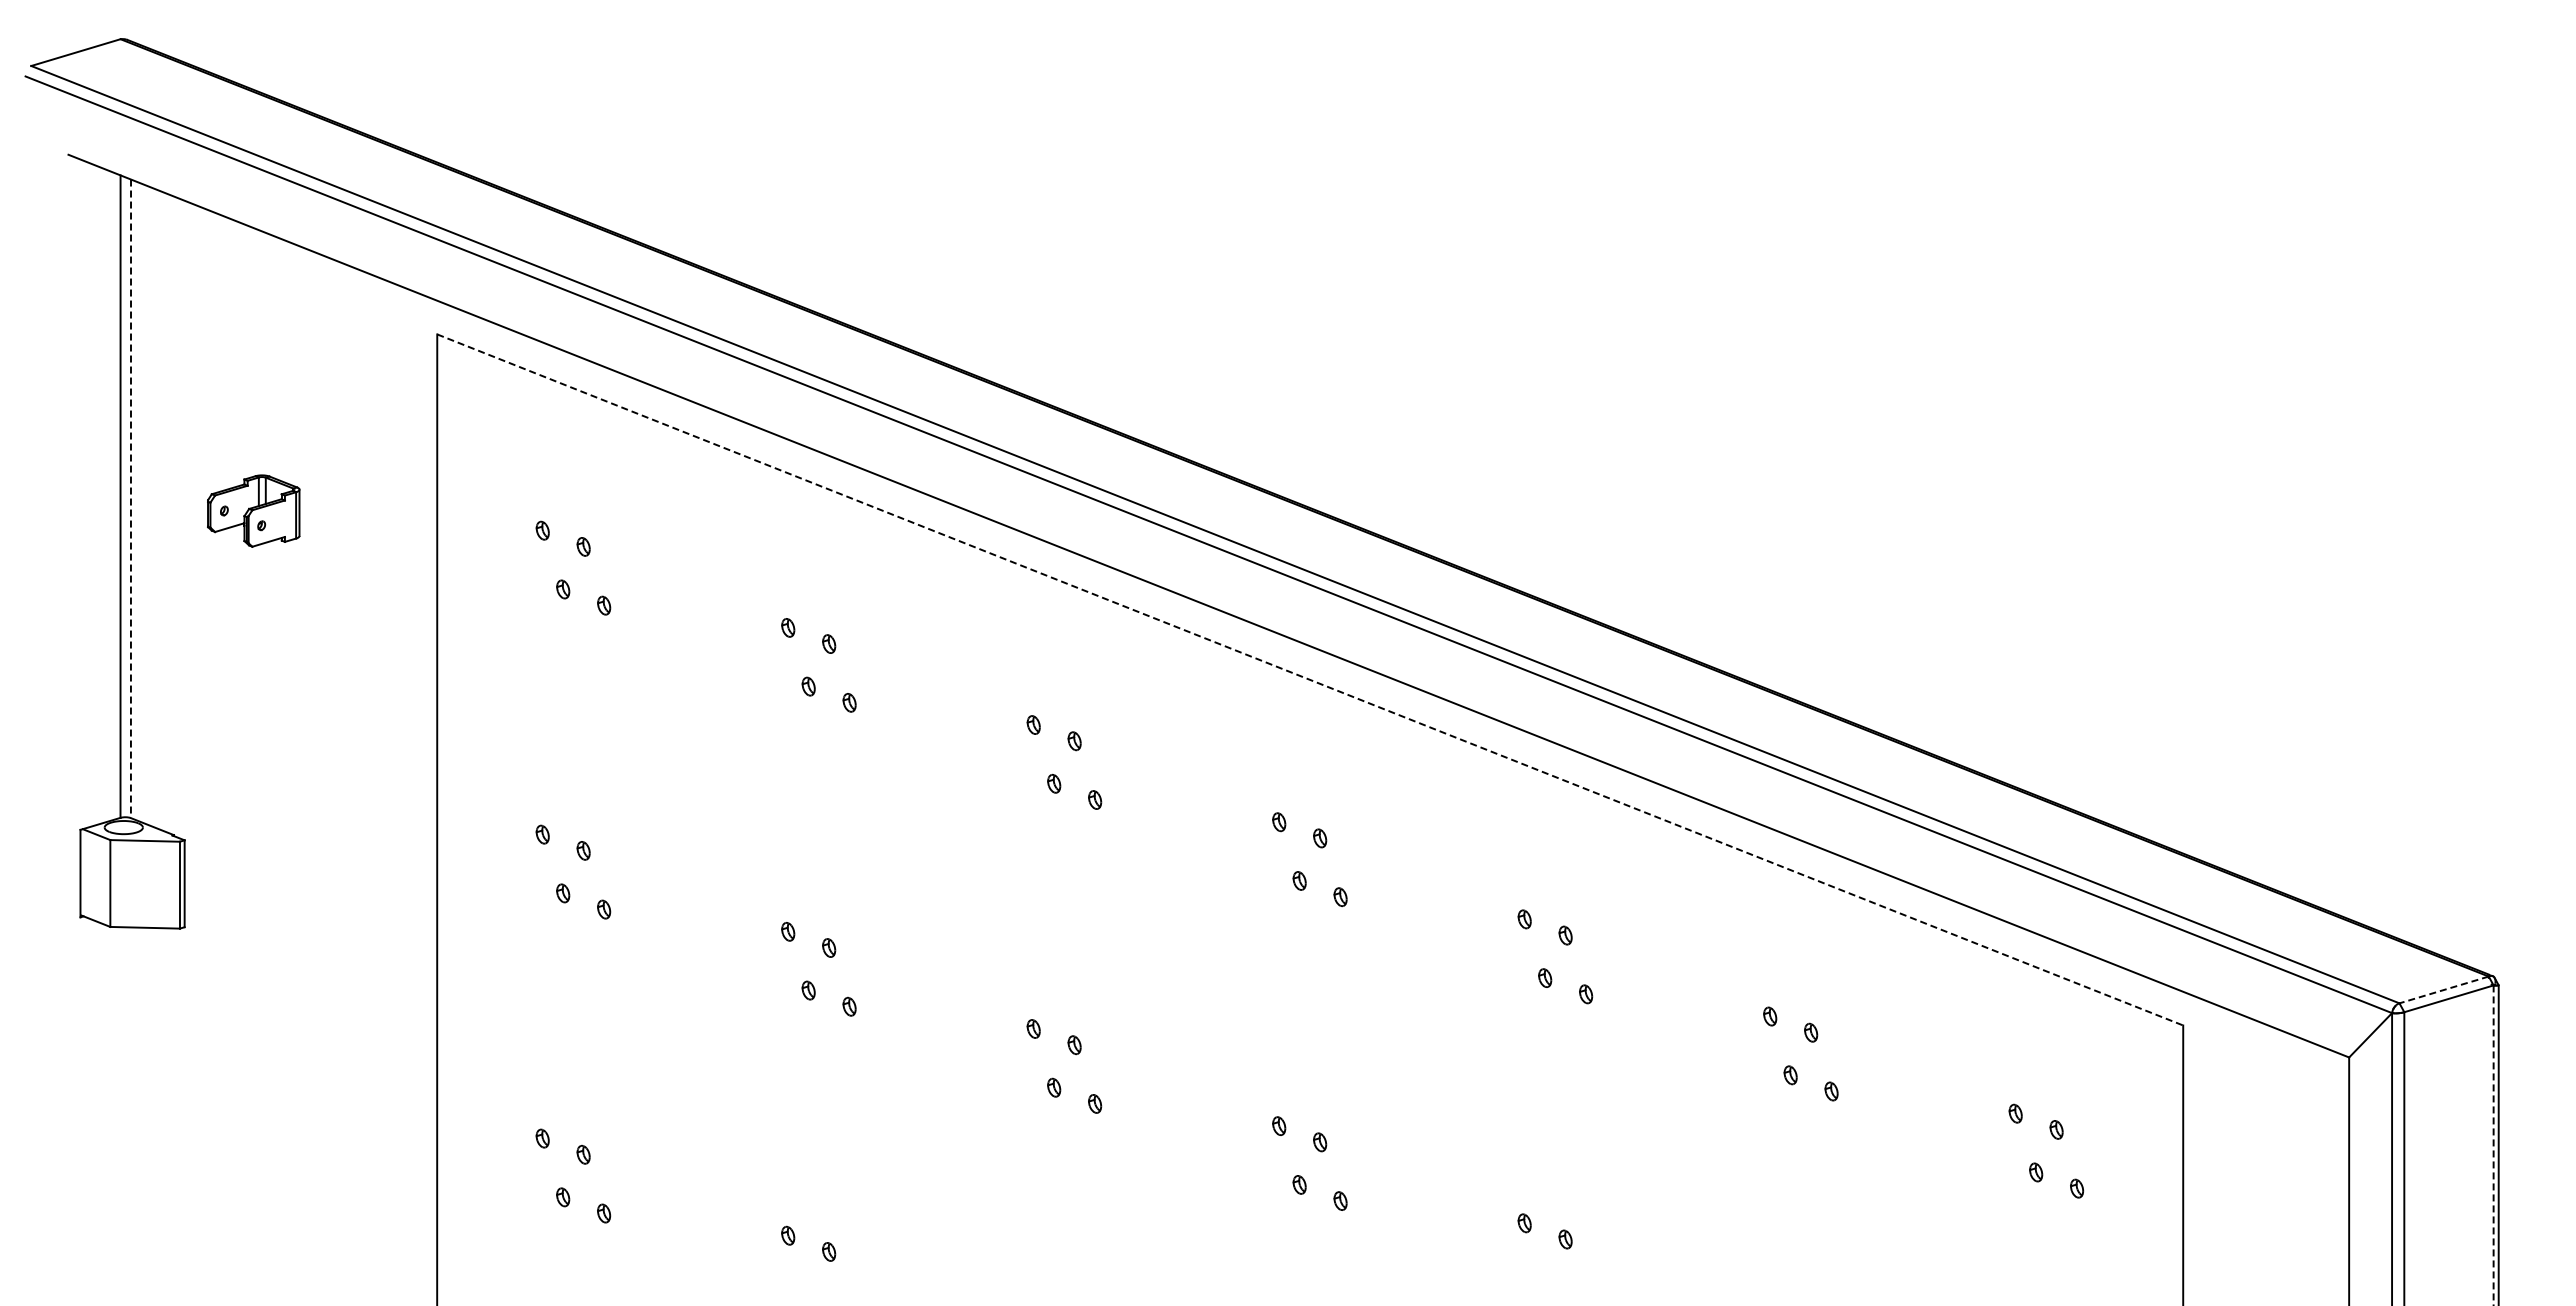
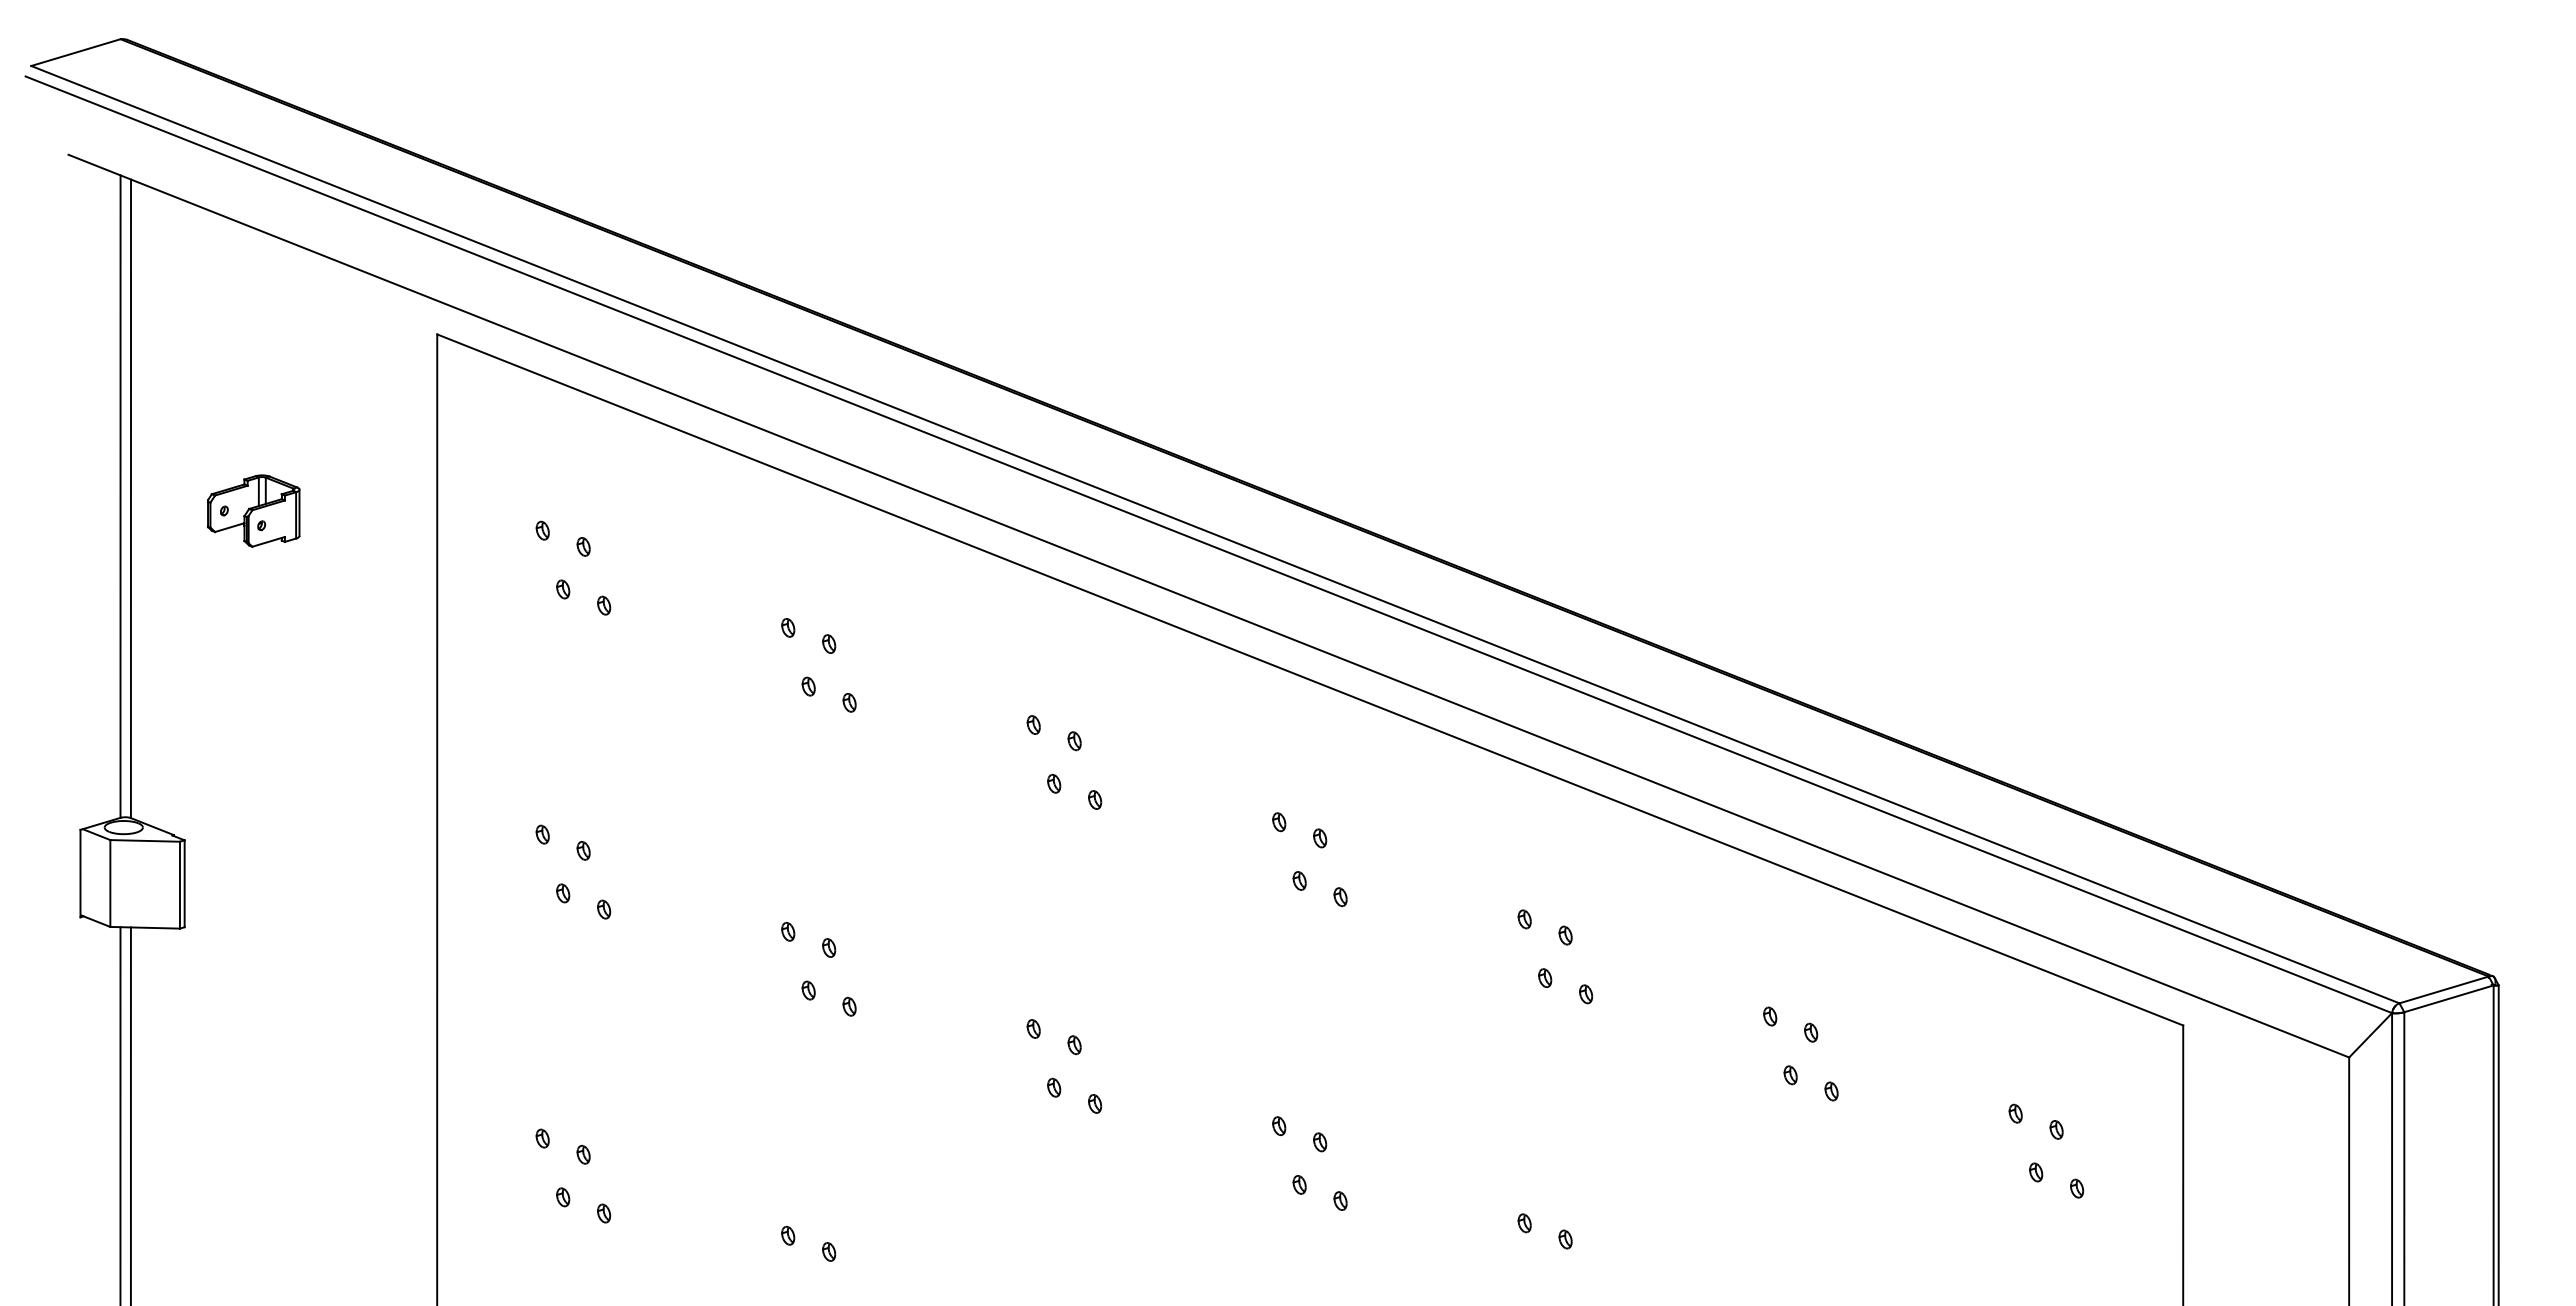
line: dashed -> solid (130, 499)
line: dashed -> solid (1310, 679)
line: dashed -> solid (2444, 989)
line: none -> present (120, 1114)
line: none -> present (130, 1114)
line: dashed -> solid (2493, 1145)
